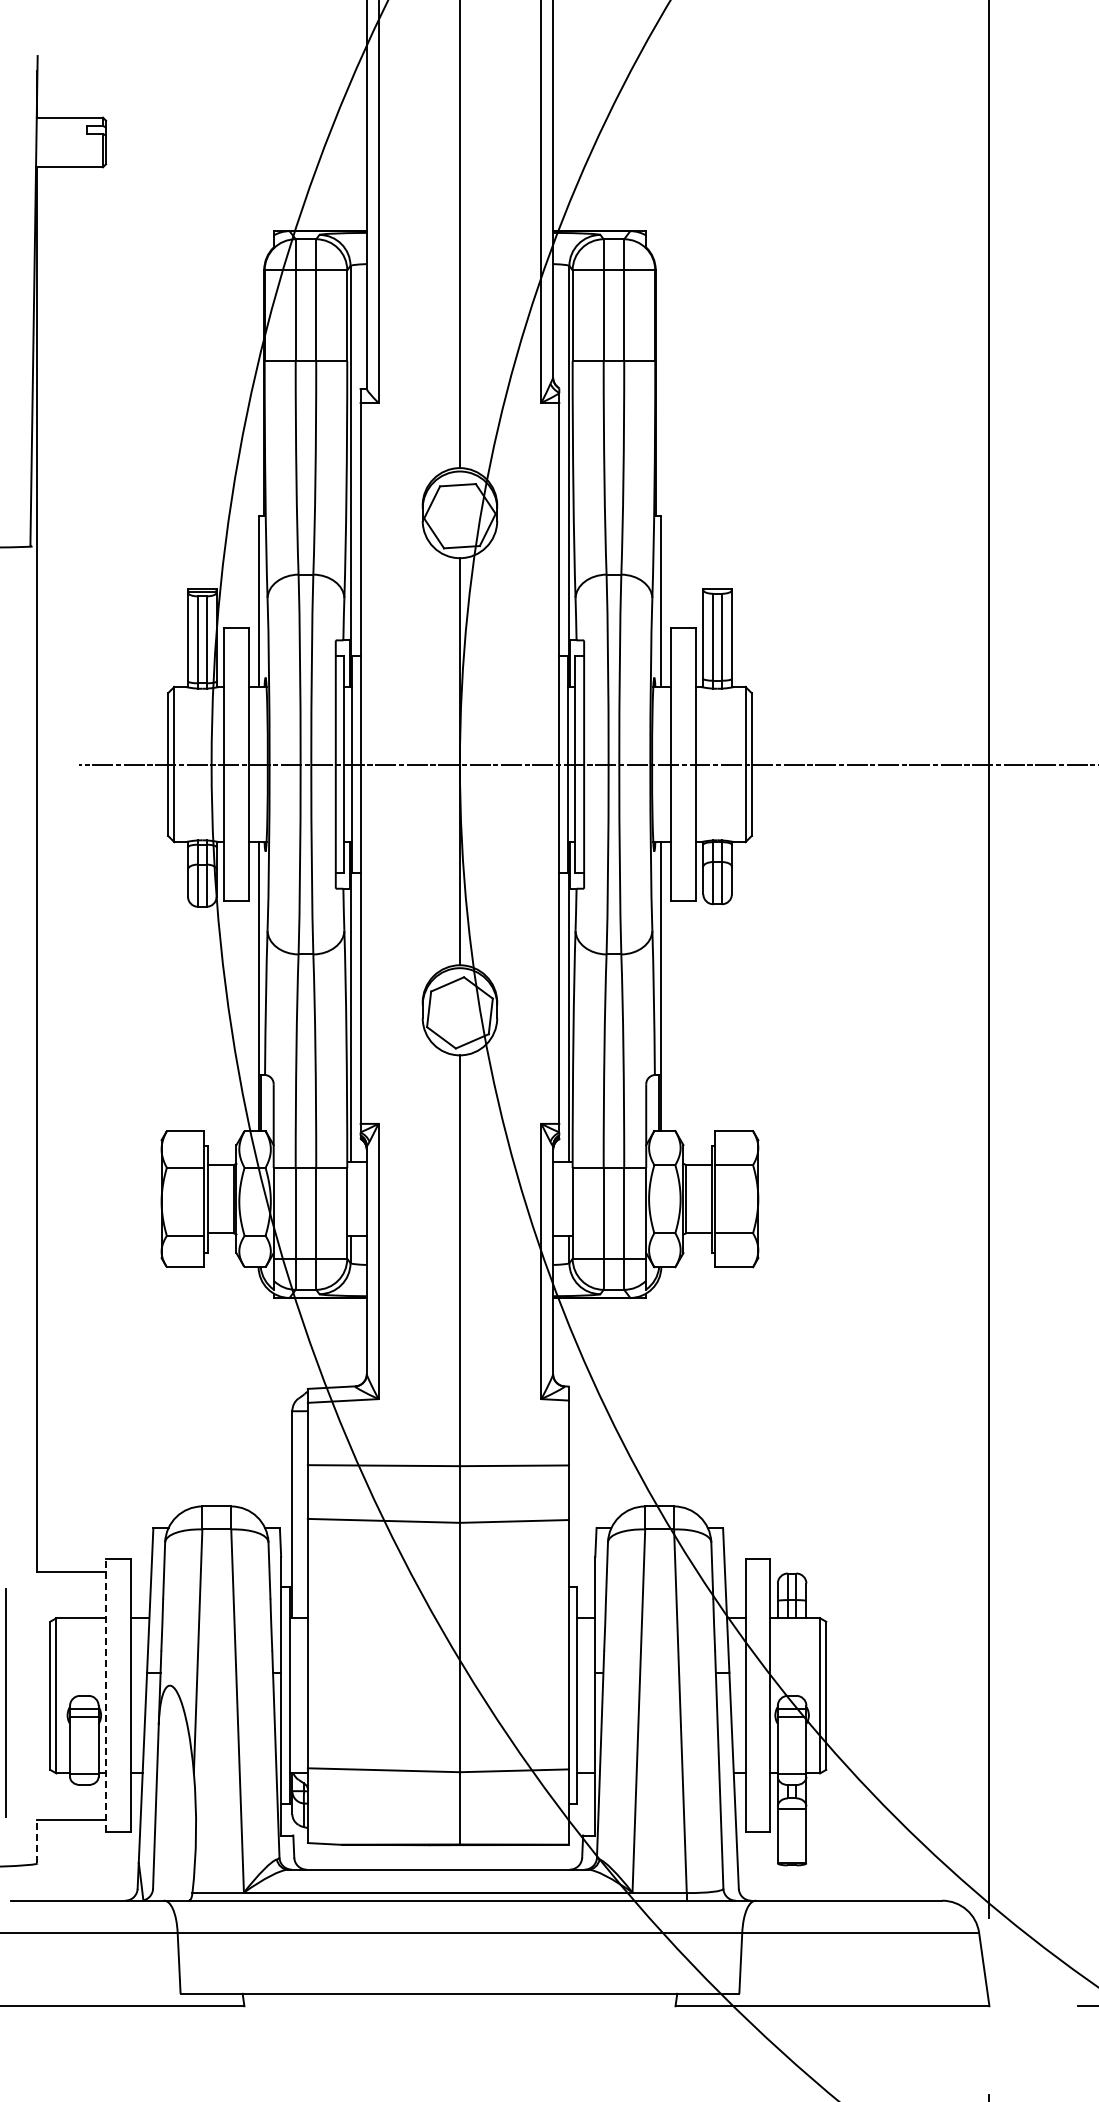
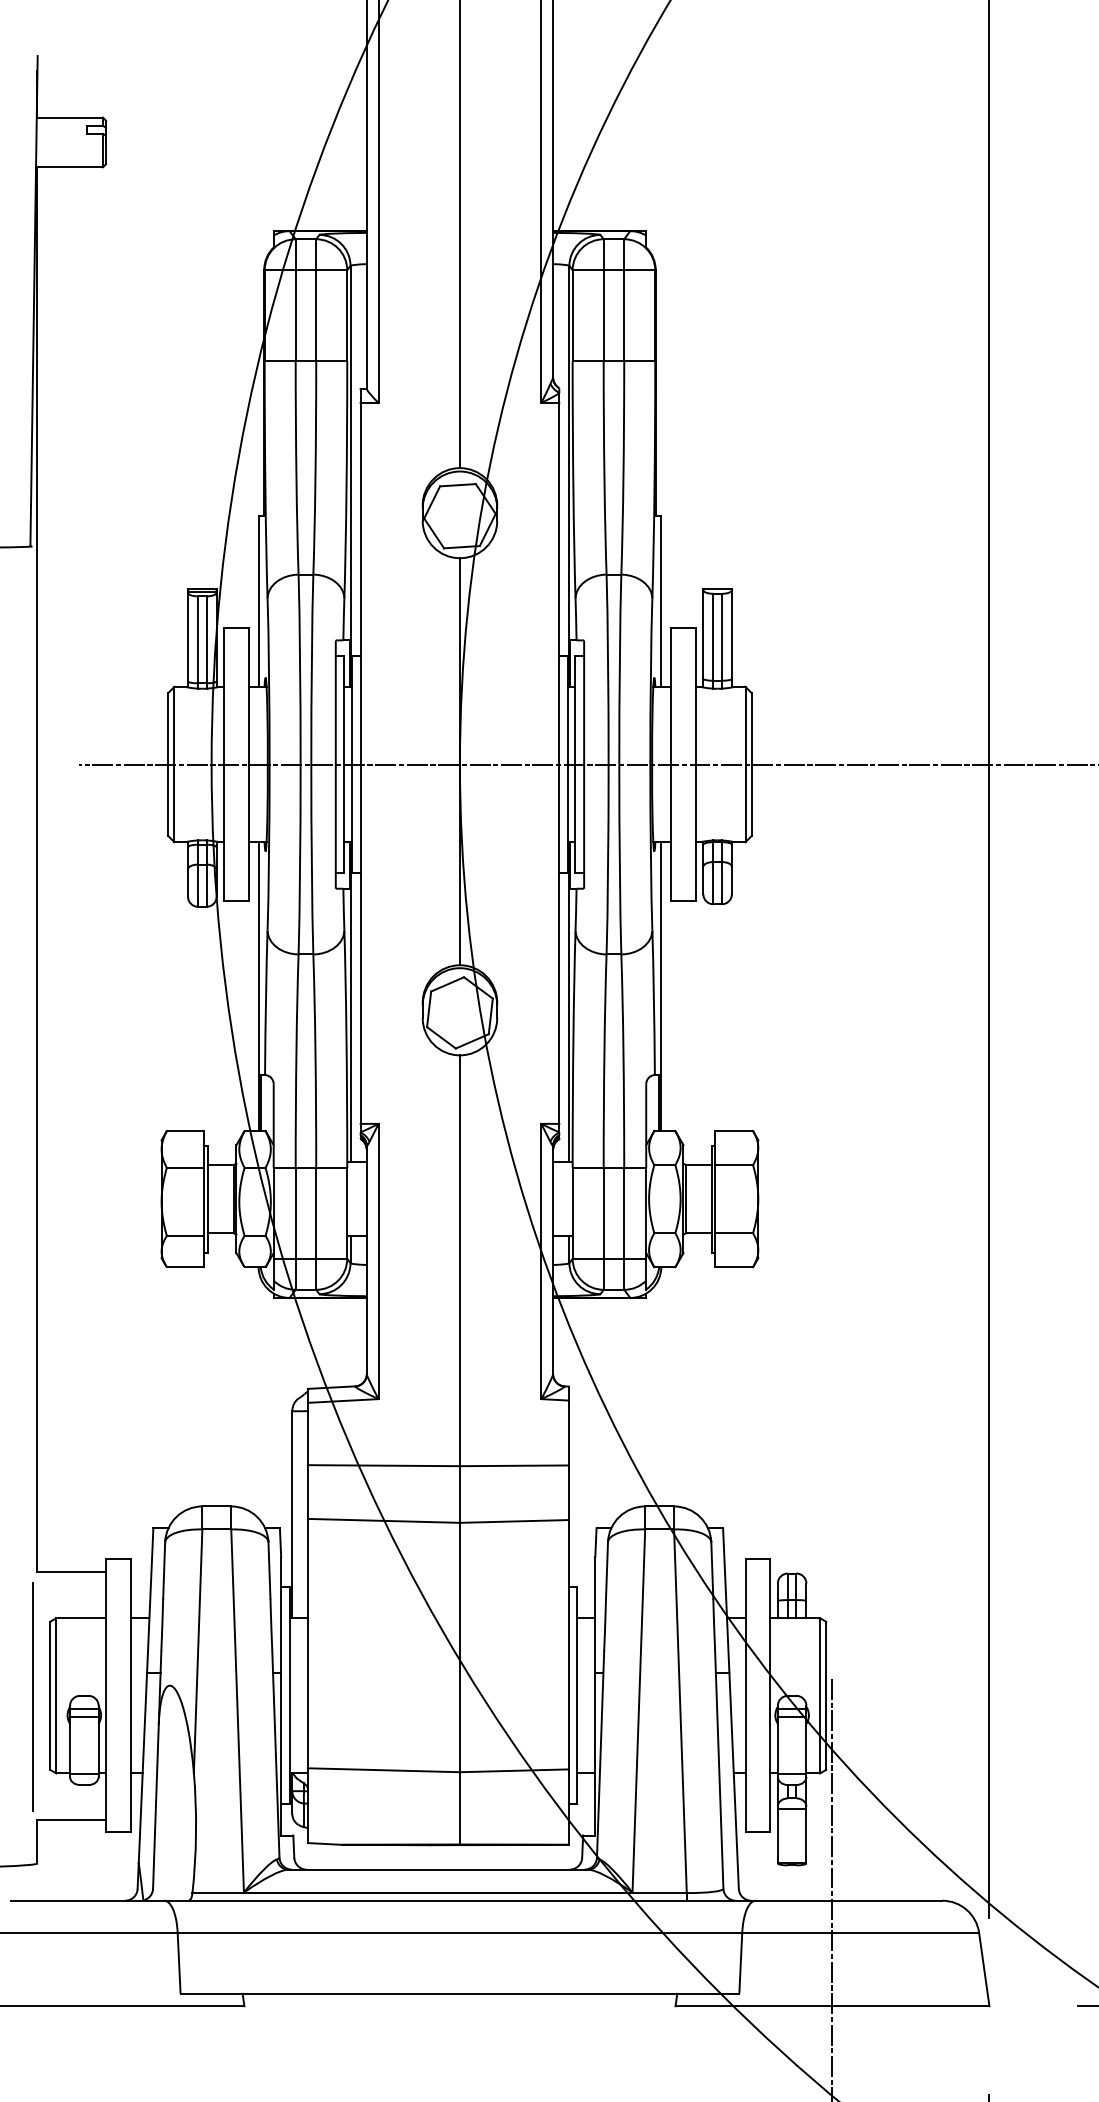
line: dashed -> solid (106, 1695)
line position: (5, 1702) -> (32, 1696) (32, 1696)
line: dashed -> solid (37, 1841)
line: none -> present (832, 1888)
